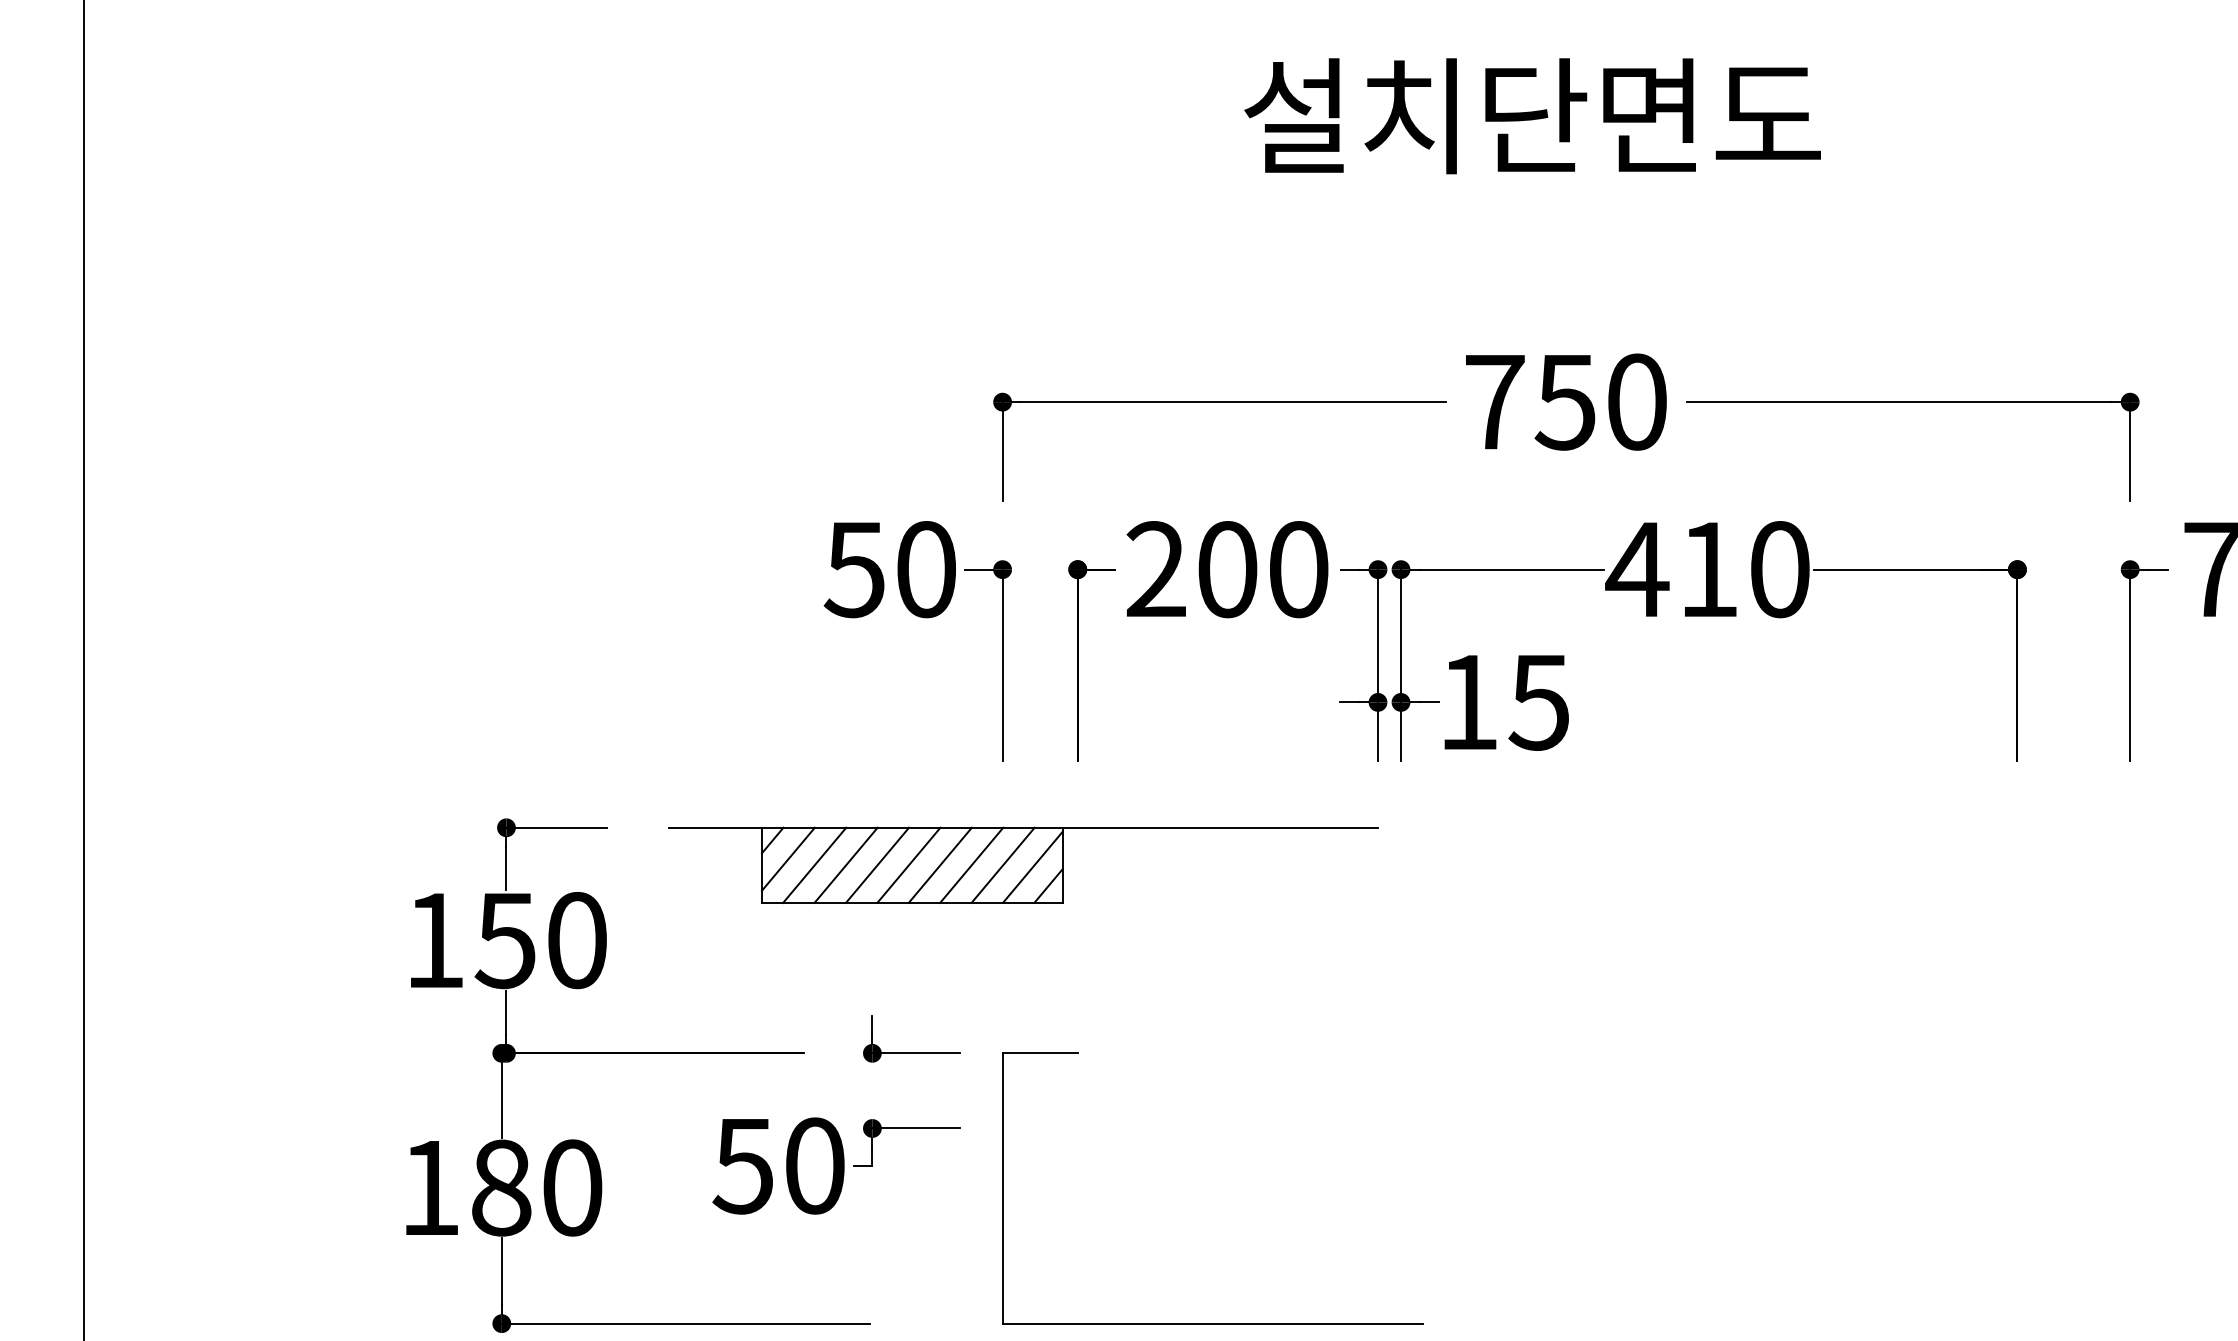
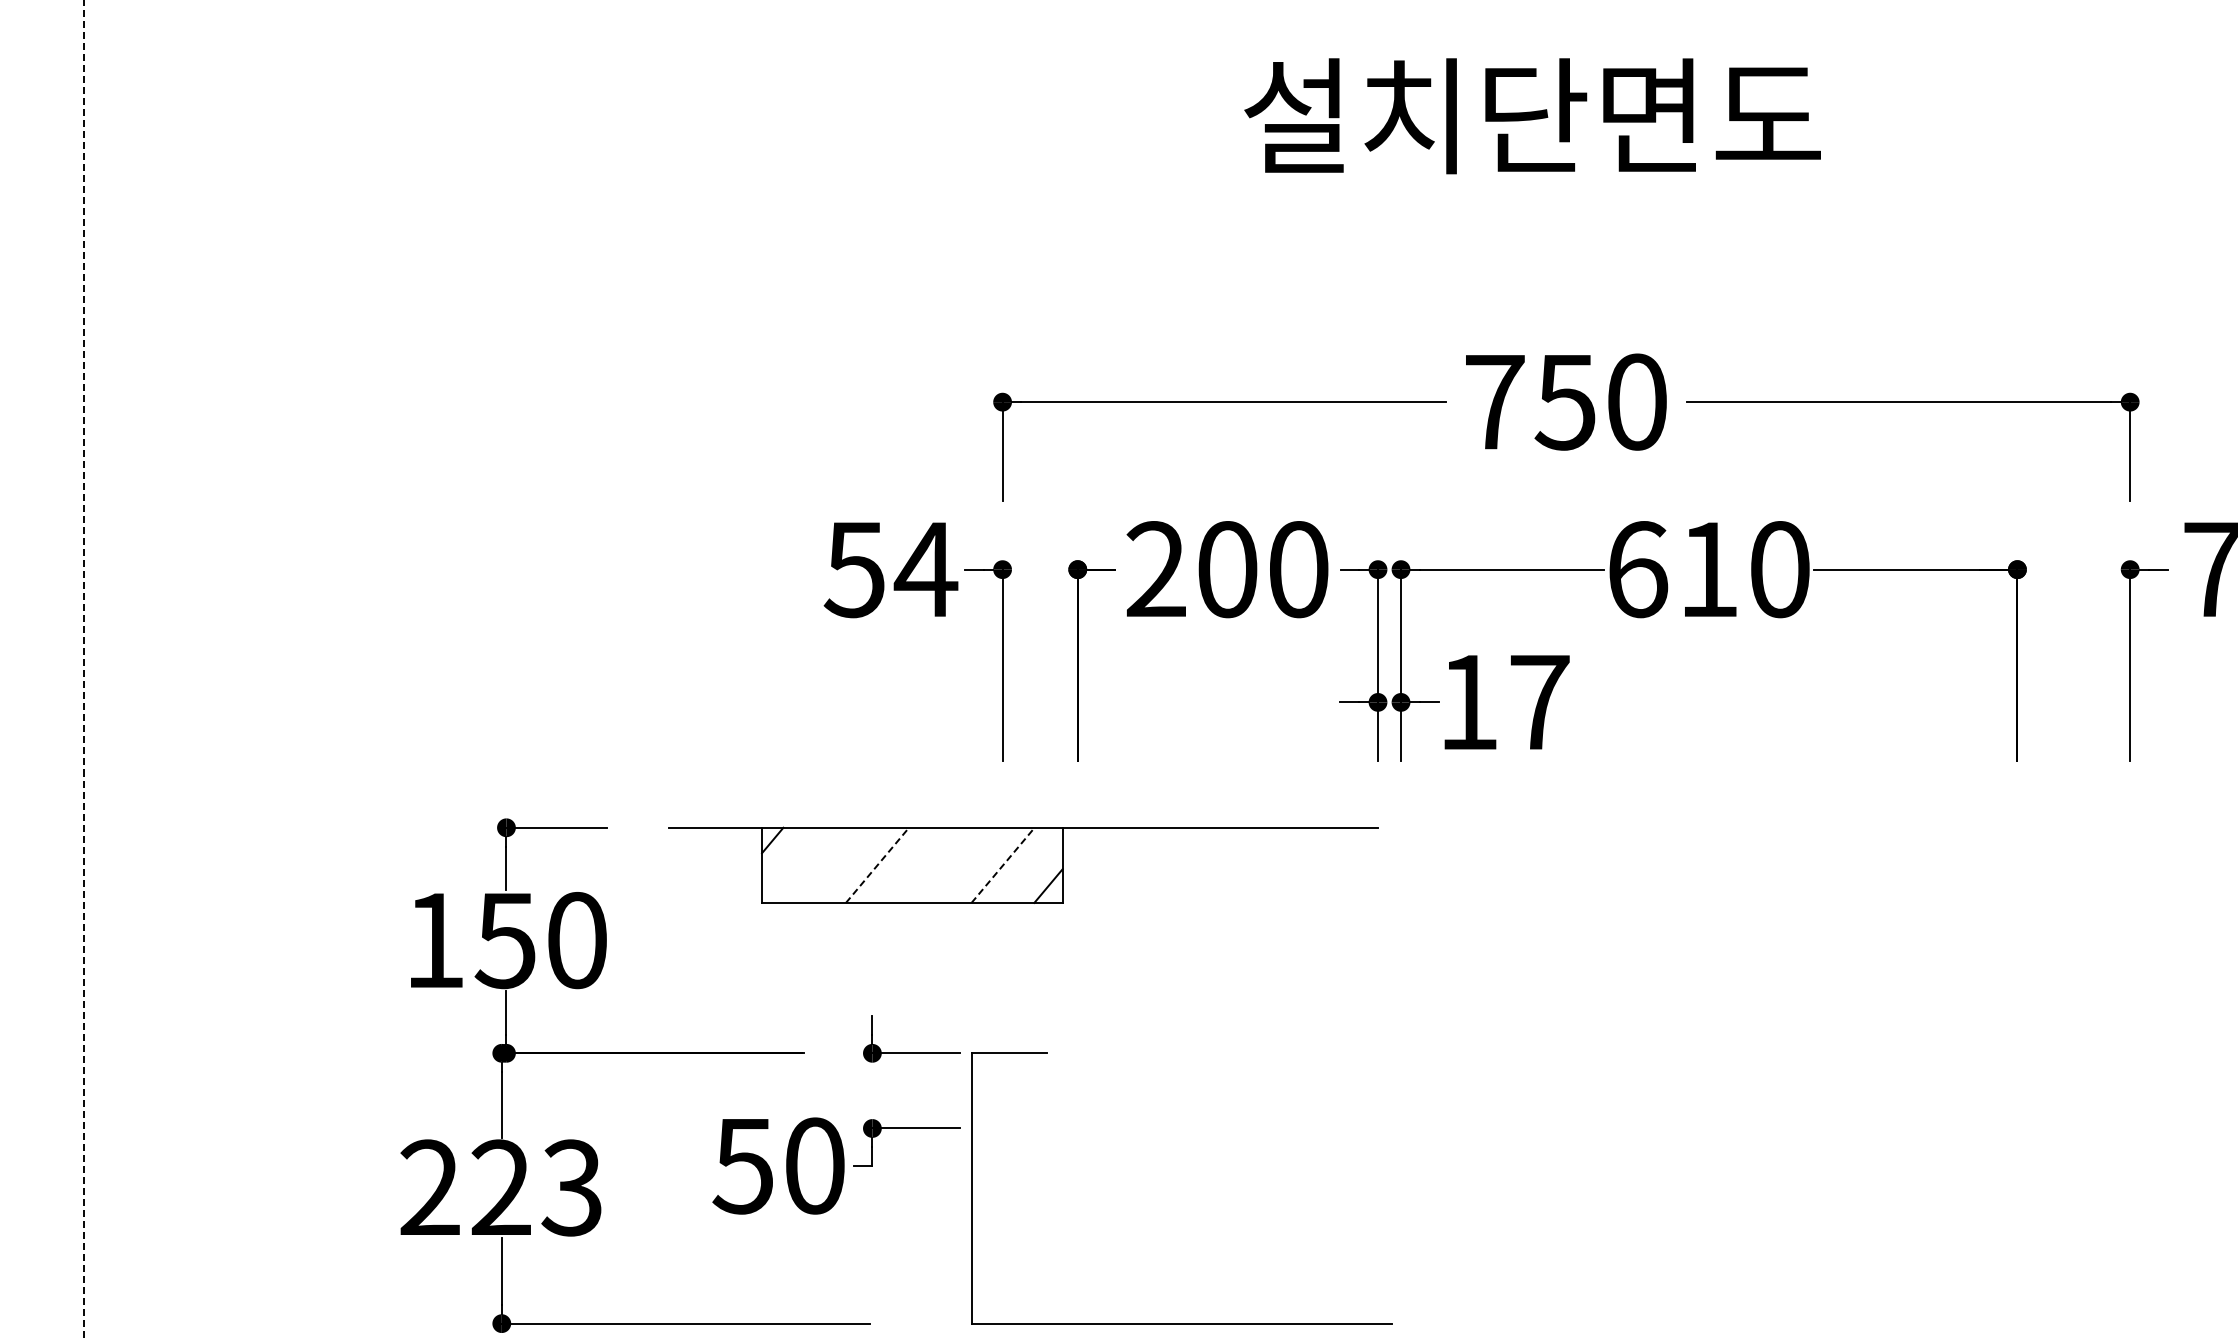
text: 50 -> 54 (925, 569)
text: 410 -> 610 (1637, 569)
line: solid -> dashed (83, 669)
text: 15 -> 17 (1538, 702)
line: present -> none (788, 858)
line: present -> none (814, 864)
line: present -> none (845, 864)
line: solid -> dashed (877, 864)
line: present -> none (908, 864)
line: present -> none (939, 864)
line: present -> none (971, 864)
line: solid -> dashed (1003, 864)
line: present -> none (1032, 866)
text: 180 -> 223 (501, 1187)
part position: (1212, 1323) -> (1181, 1323) (1181, 1323)
